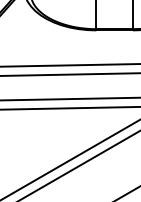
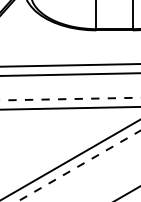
line: solid -> dashed (70, 99)
line: solid -> dashed (78, 166)
